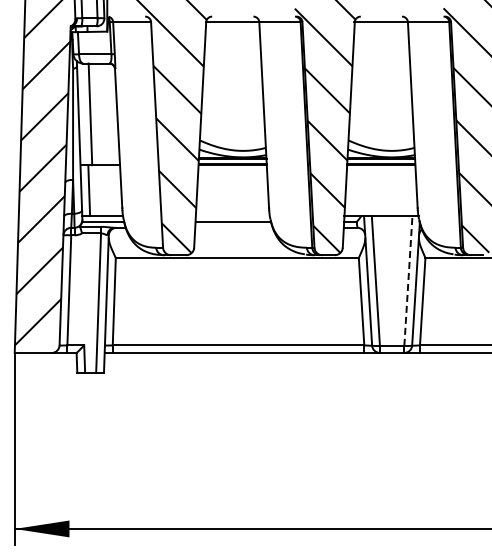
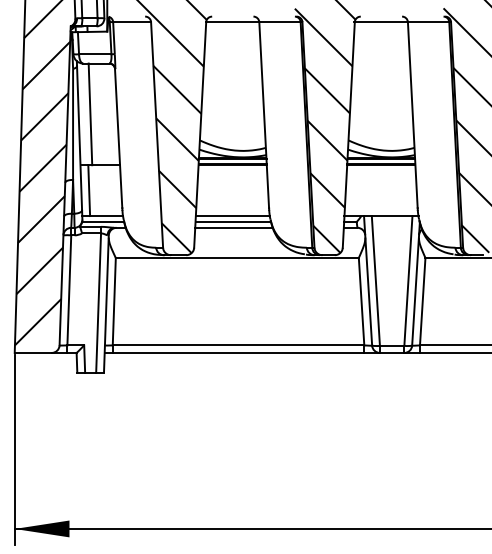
line: none -> present (232, 216)
line: none -> present (233, 227)
line: dashed -> solid (408, 280)
